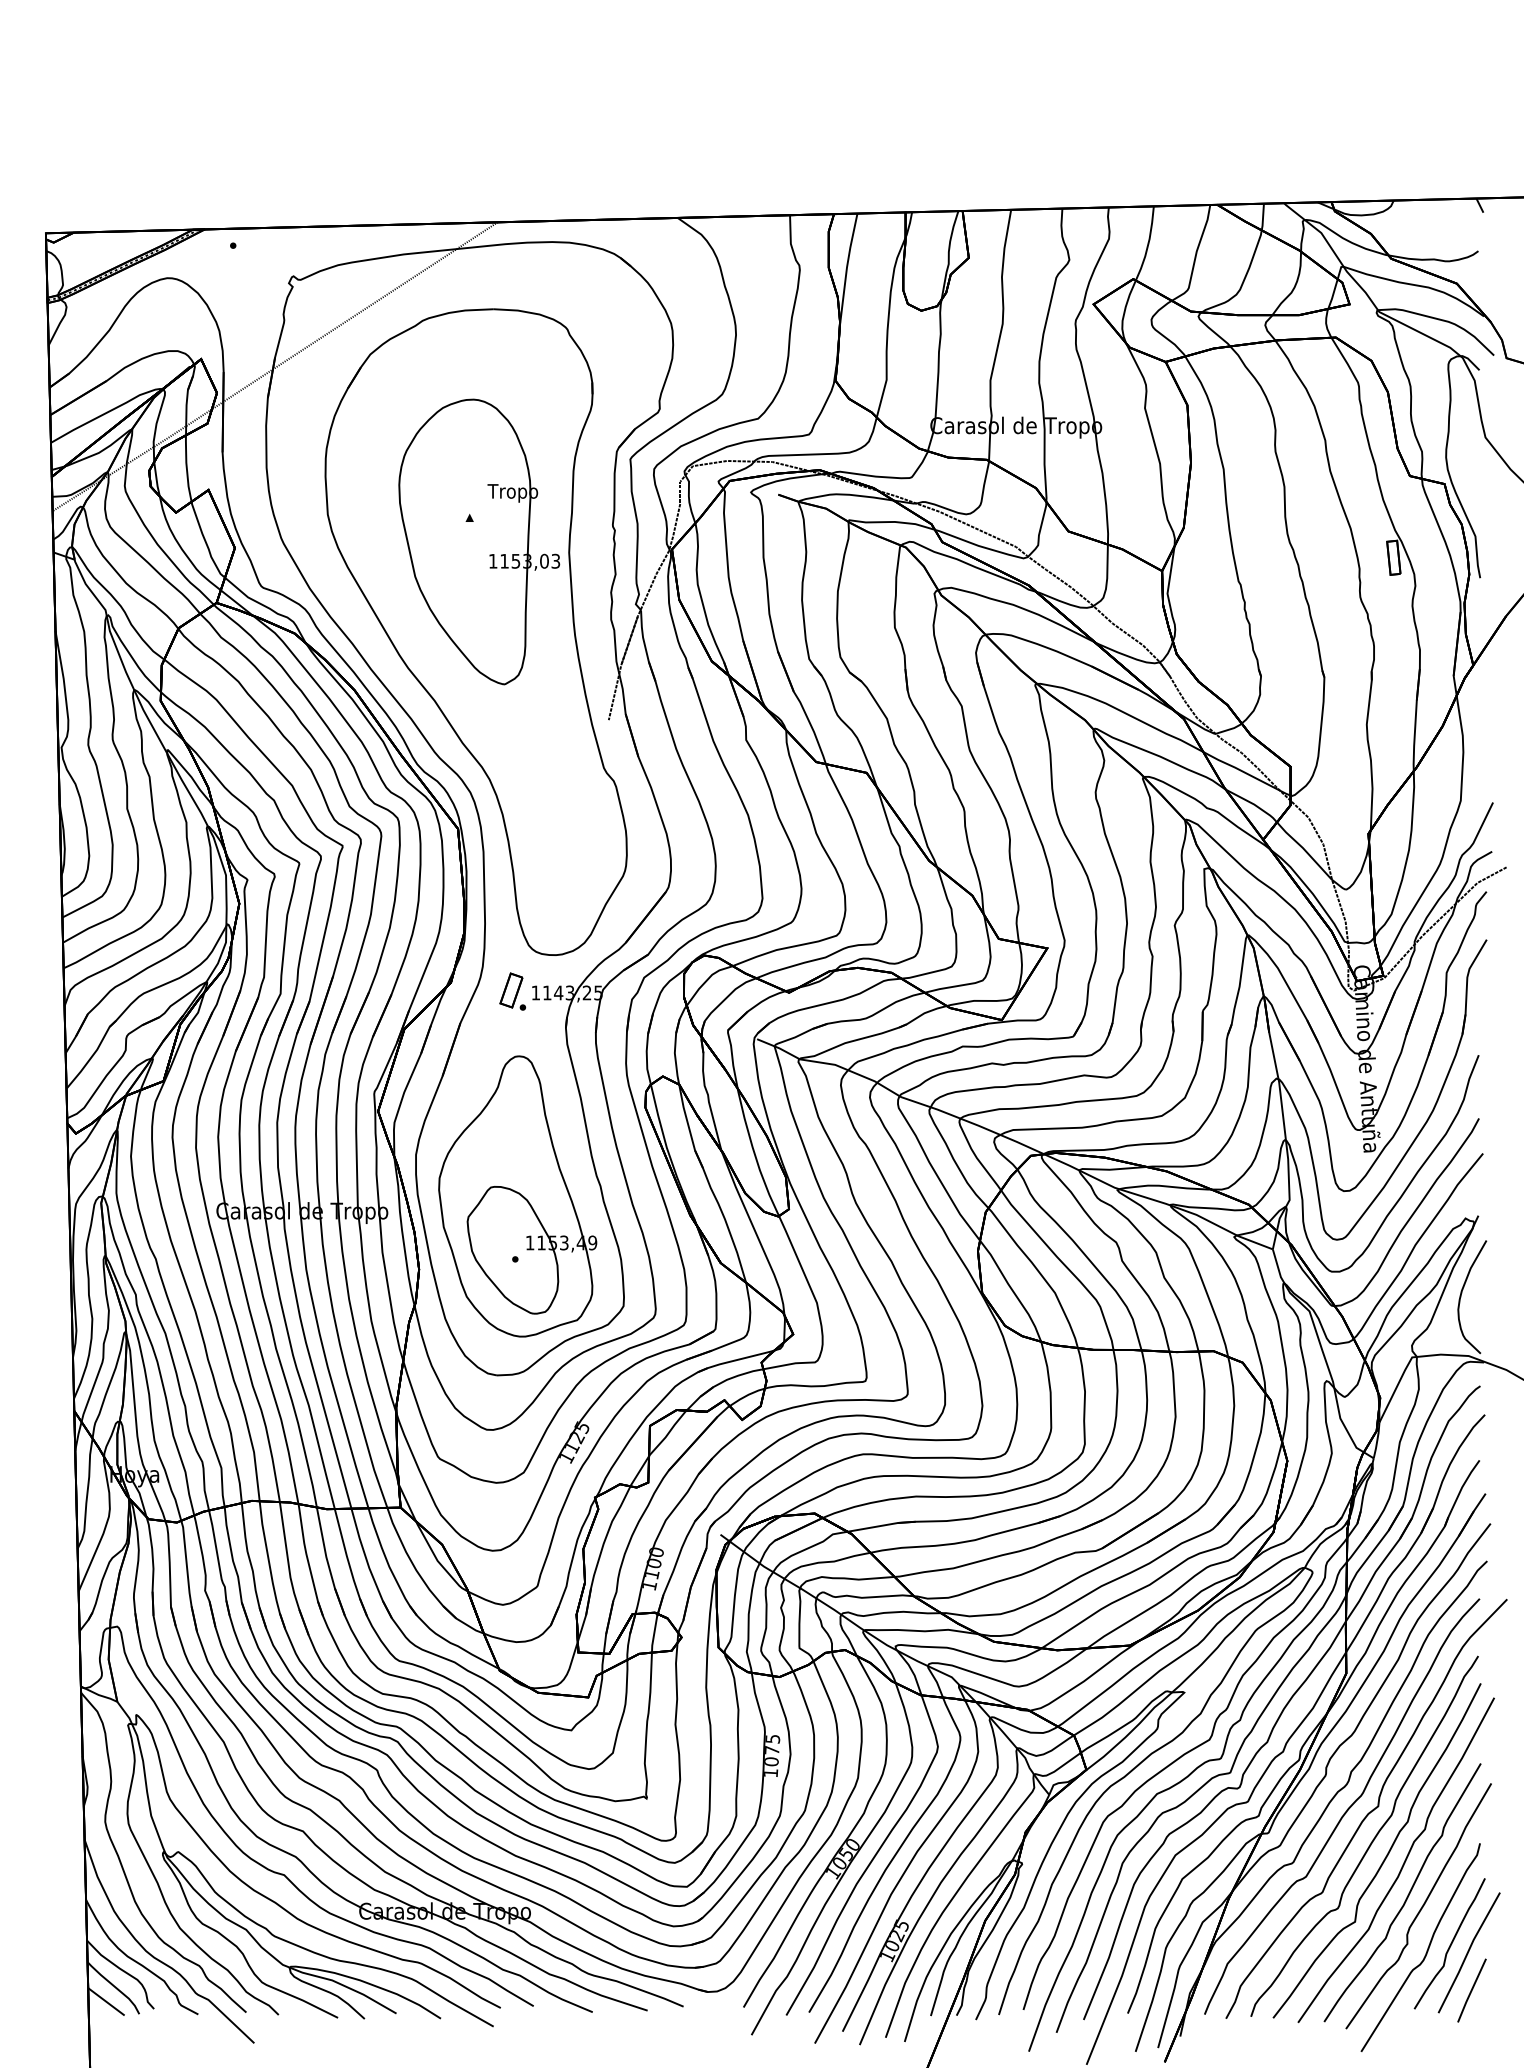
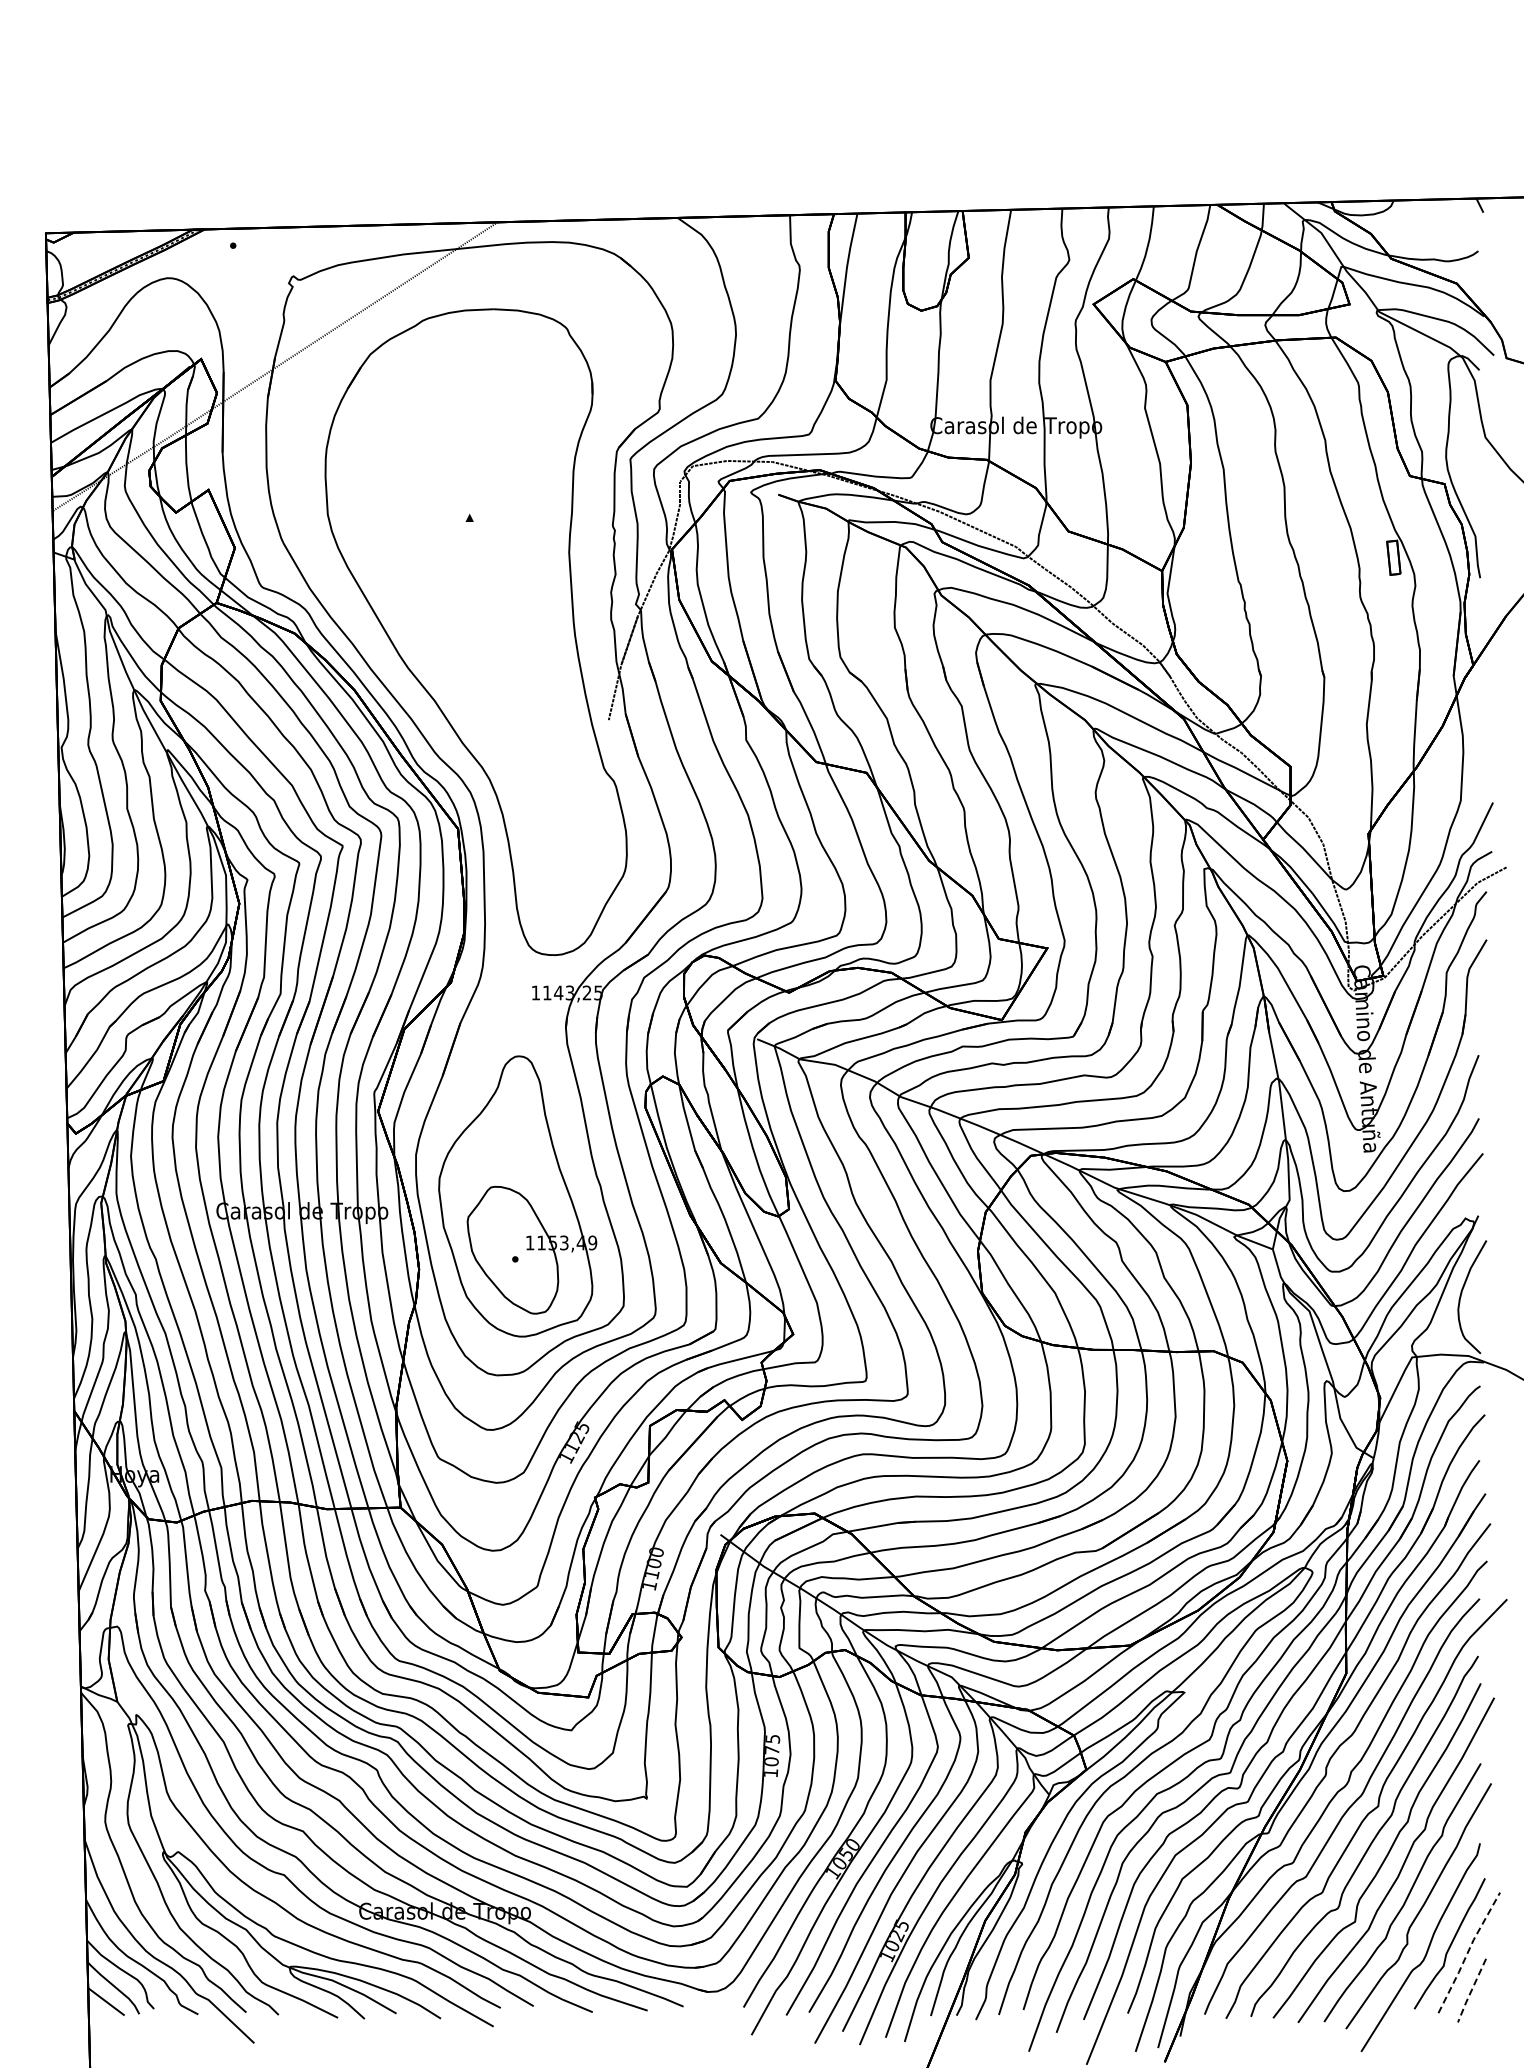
part: present -> none (479, 541)
part: present -> none (512, 991)
line: solid -> dashed (1468, 1952)
line: solid -> dashed (1471, 1991)
